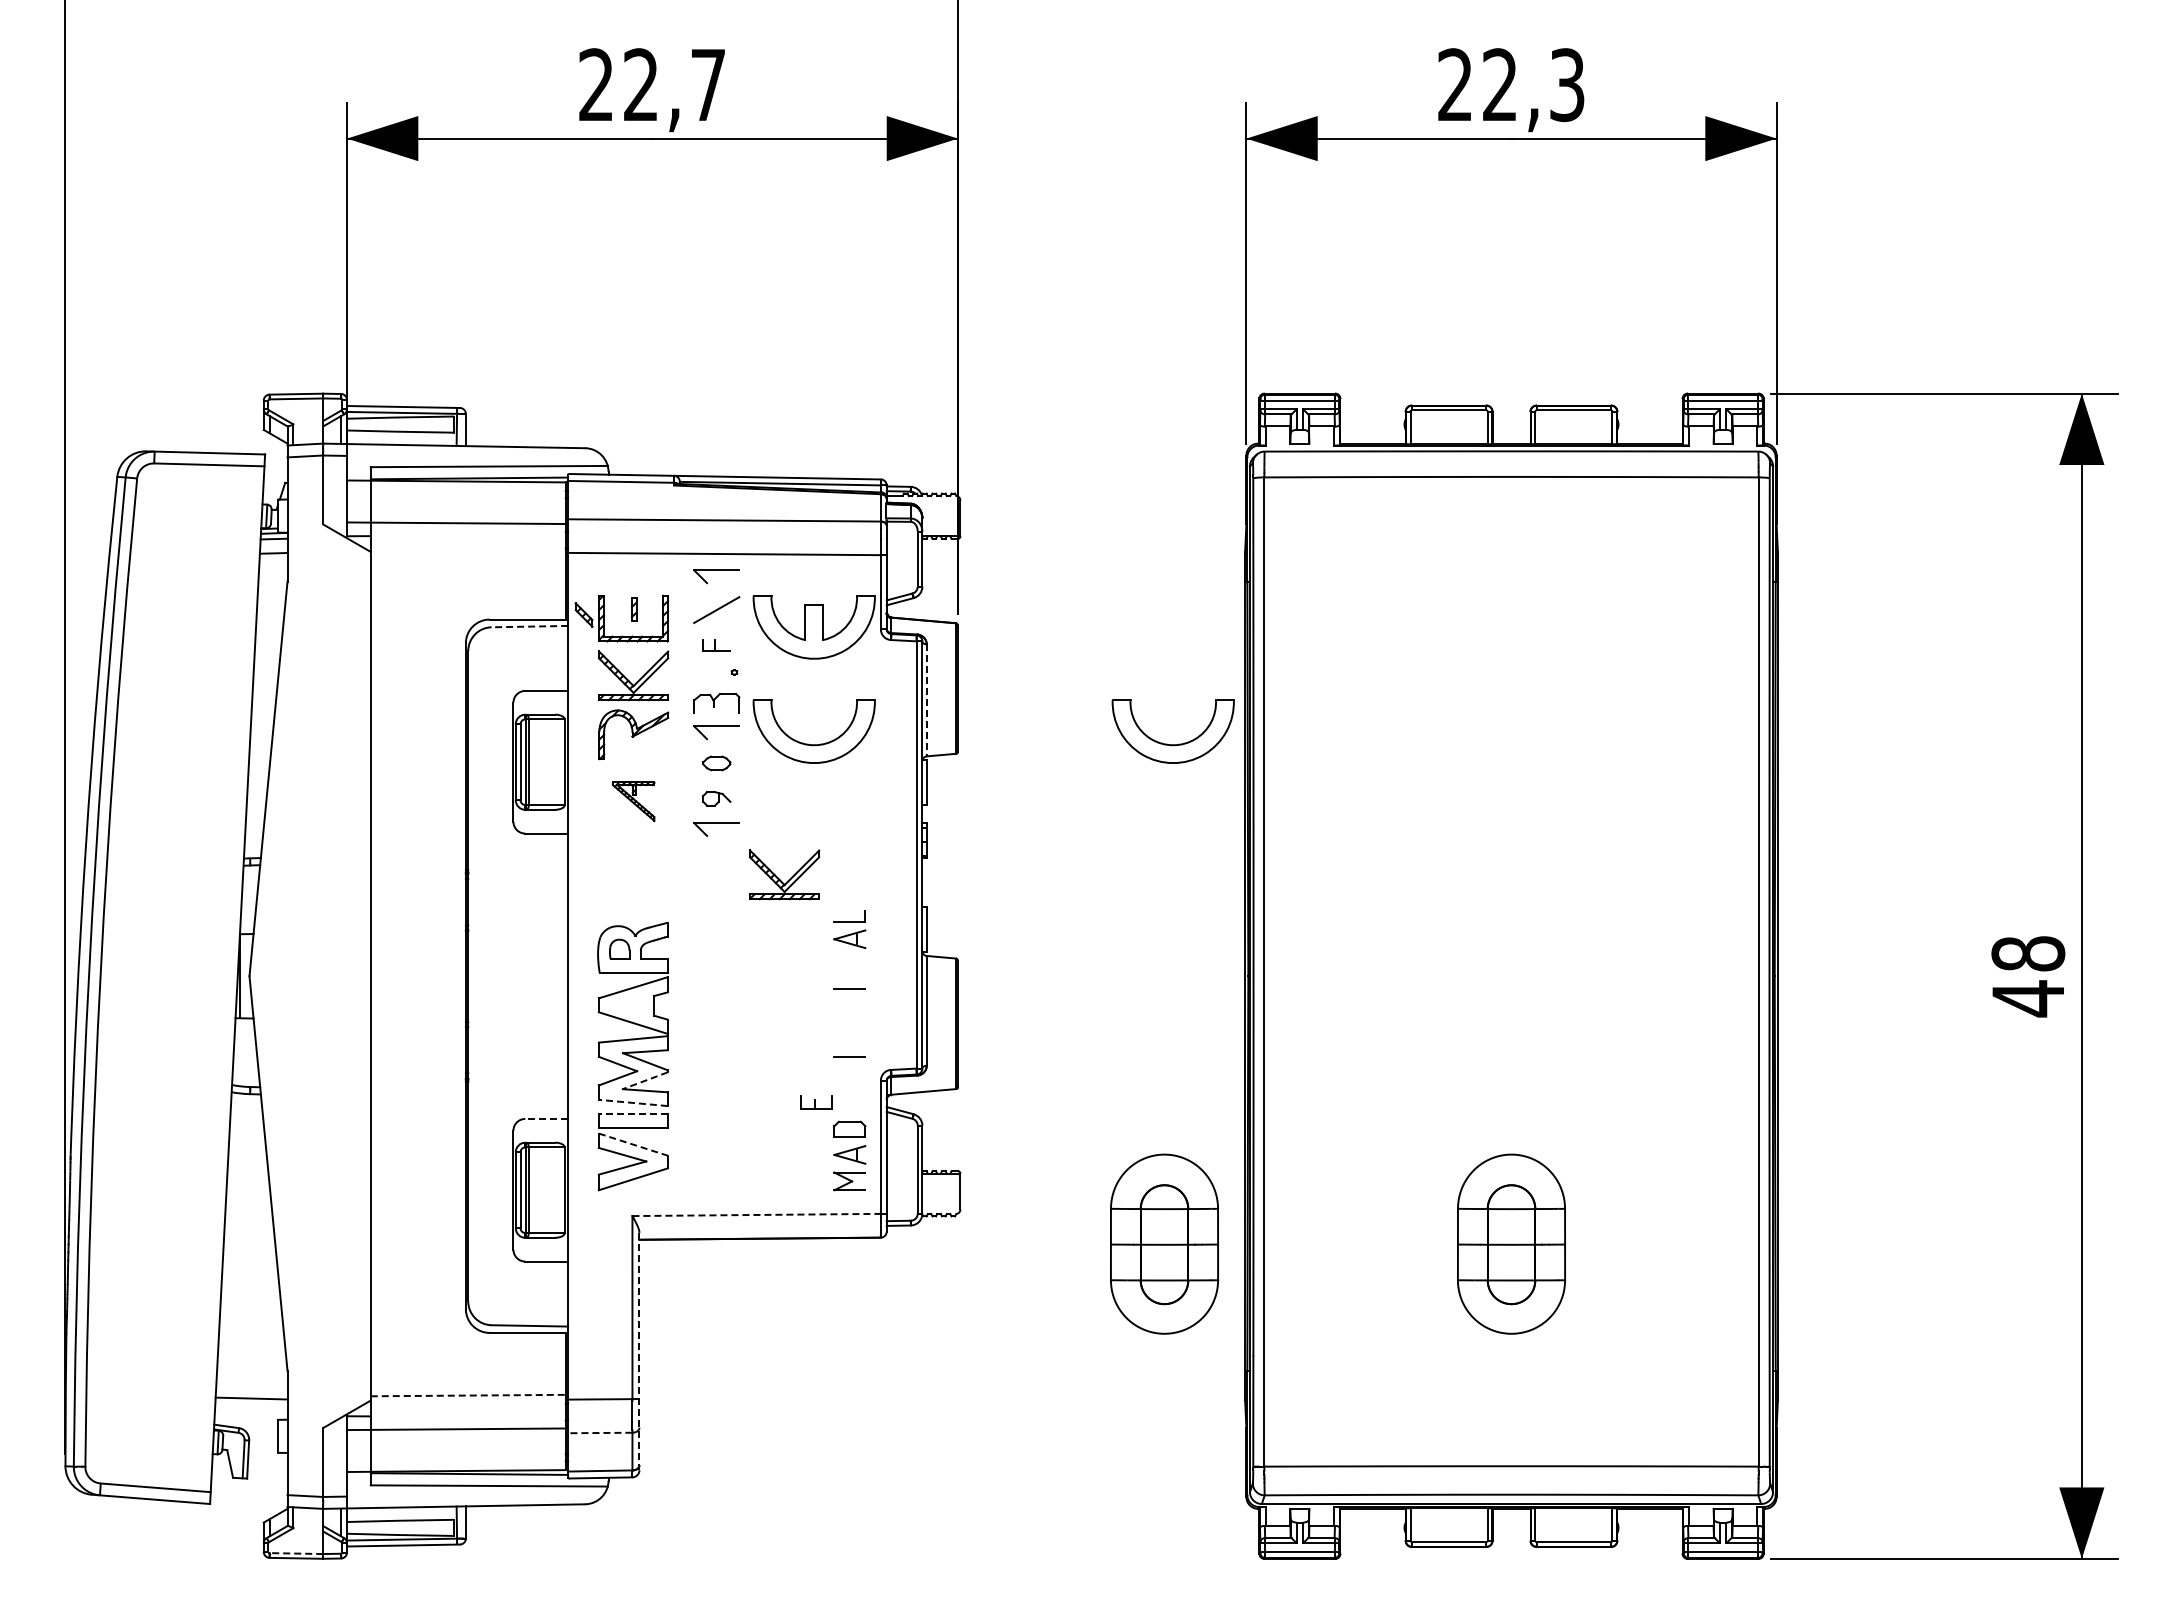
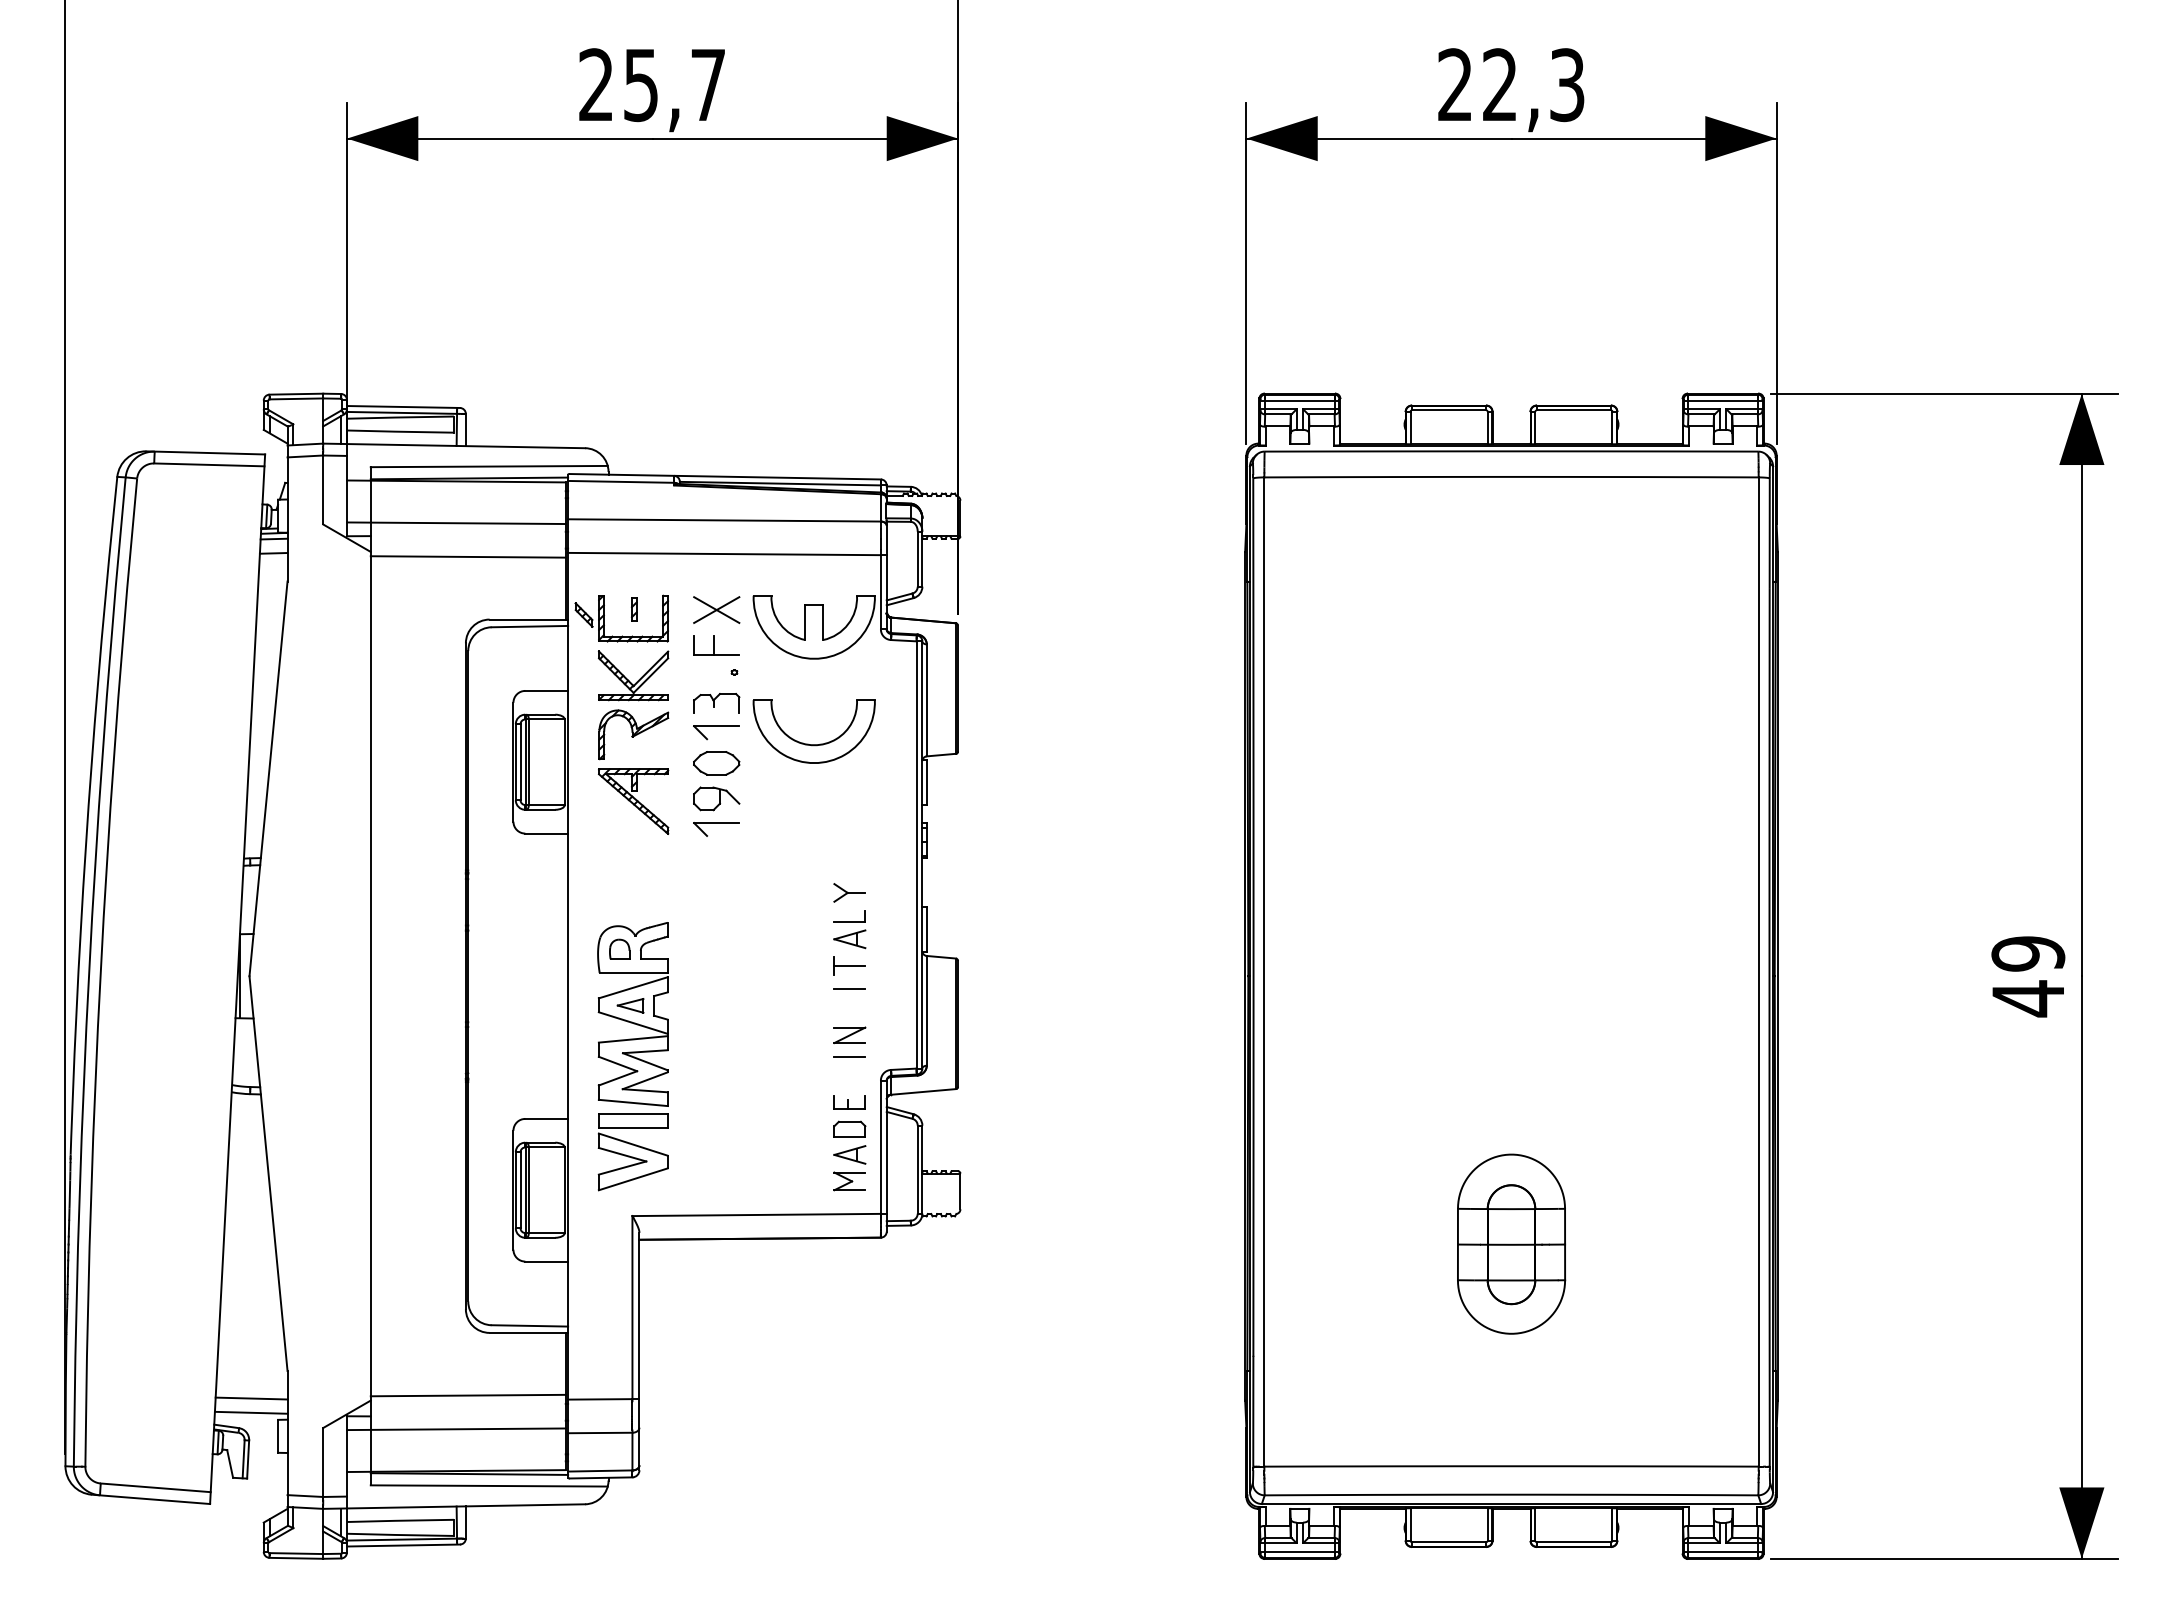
text: 22,7 -> 25,7 (640, 85)
line: none -> present (467, 556)
part: present -> none (716, 576)
line: none -> present (716, 609)
line: dashed -> solid (529, 626)
part size: 29x13 px -> 47x21 px (716, 645)
line: dashed -> solid (926, 700)
part: present -> none (1167, 743)
part size: 30x17 px -> 48x25 px (716, 763)
part size: 30x16 px -> 48x26 px (716, 798)
part size: 44x41 px -> 72x67 px (633, 801)
part: present -> none (779, 878)
part: none -> present (849, 892)
text: 48 -> 49 (2028, 953)
part: none -> present (849, 965)
part: none -> present (630, 1005)
part: none -> present (849, 1035)
line: dashed -> solid (644, 1080)
line: dashed -> solid (633, 1102)
part position: (816, 1102) -> (849, 1102) (849, 1102)
line: dashed -> solid (632, 1113)
line: dashed -> solid (546, 1118)
line: dashed -> solid (633, 1144)
line: dashed -> solid (757, 1214)
part: present -> none (1164, 1243)
line: dashed -> solid (639, 1351)
line: dashed -> solid (468, 1395)
line: none -> present (250, 1412)
line: dashed -> solid (599, 1433)
line: dashed -> solid (296, 1553)
